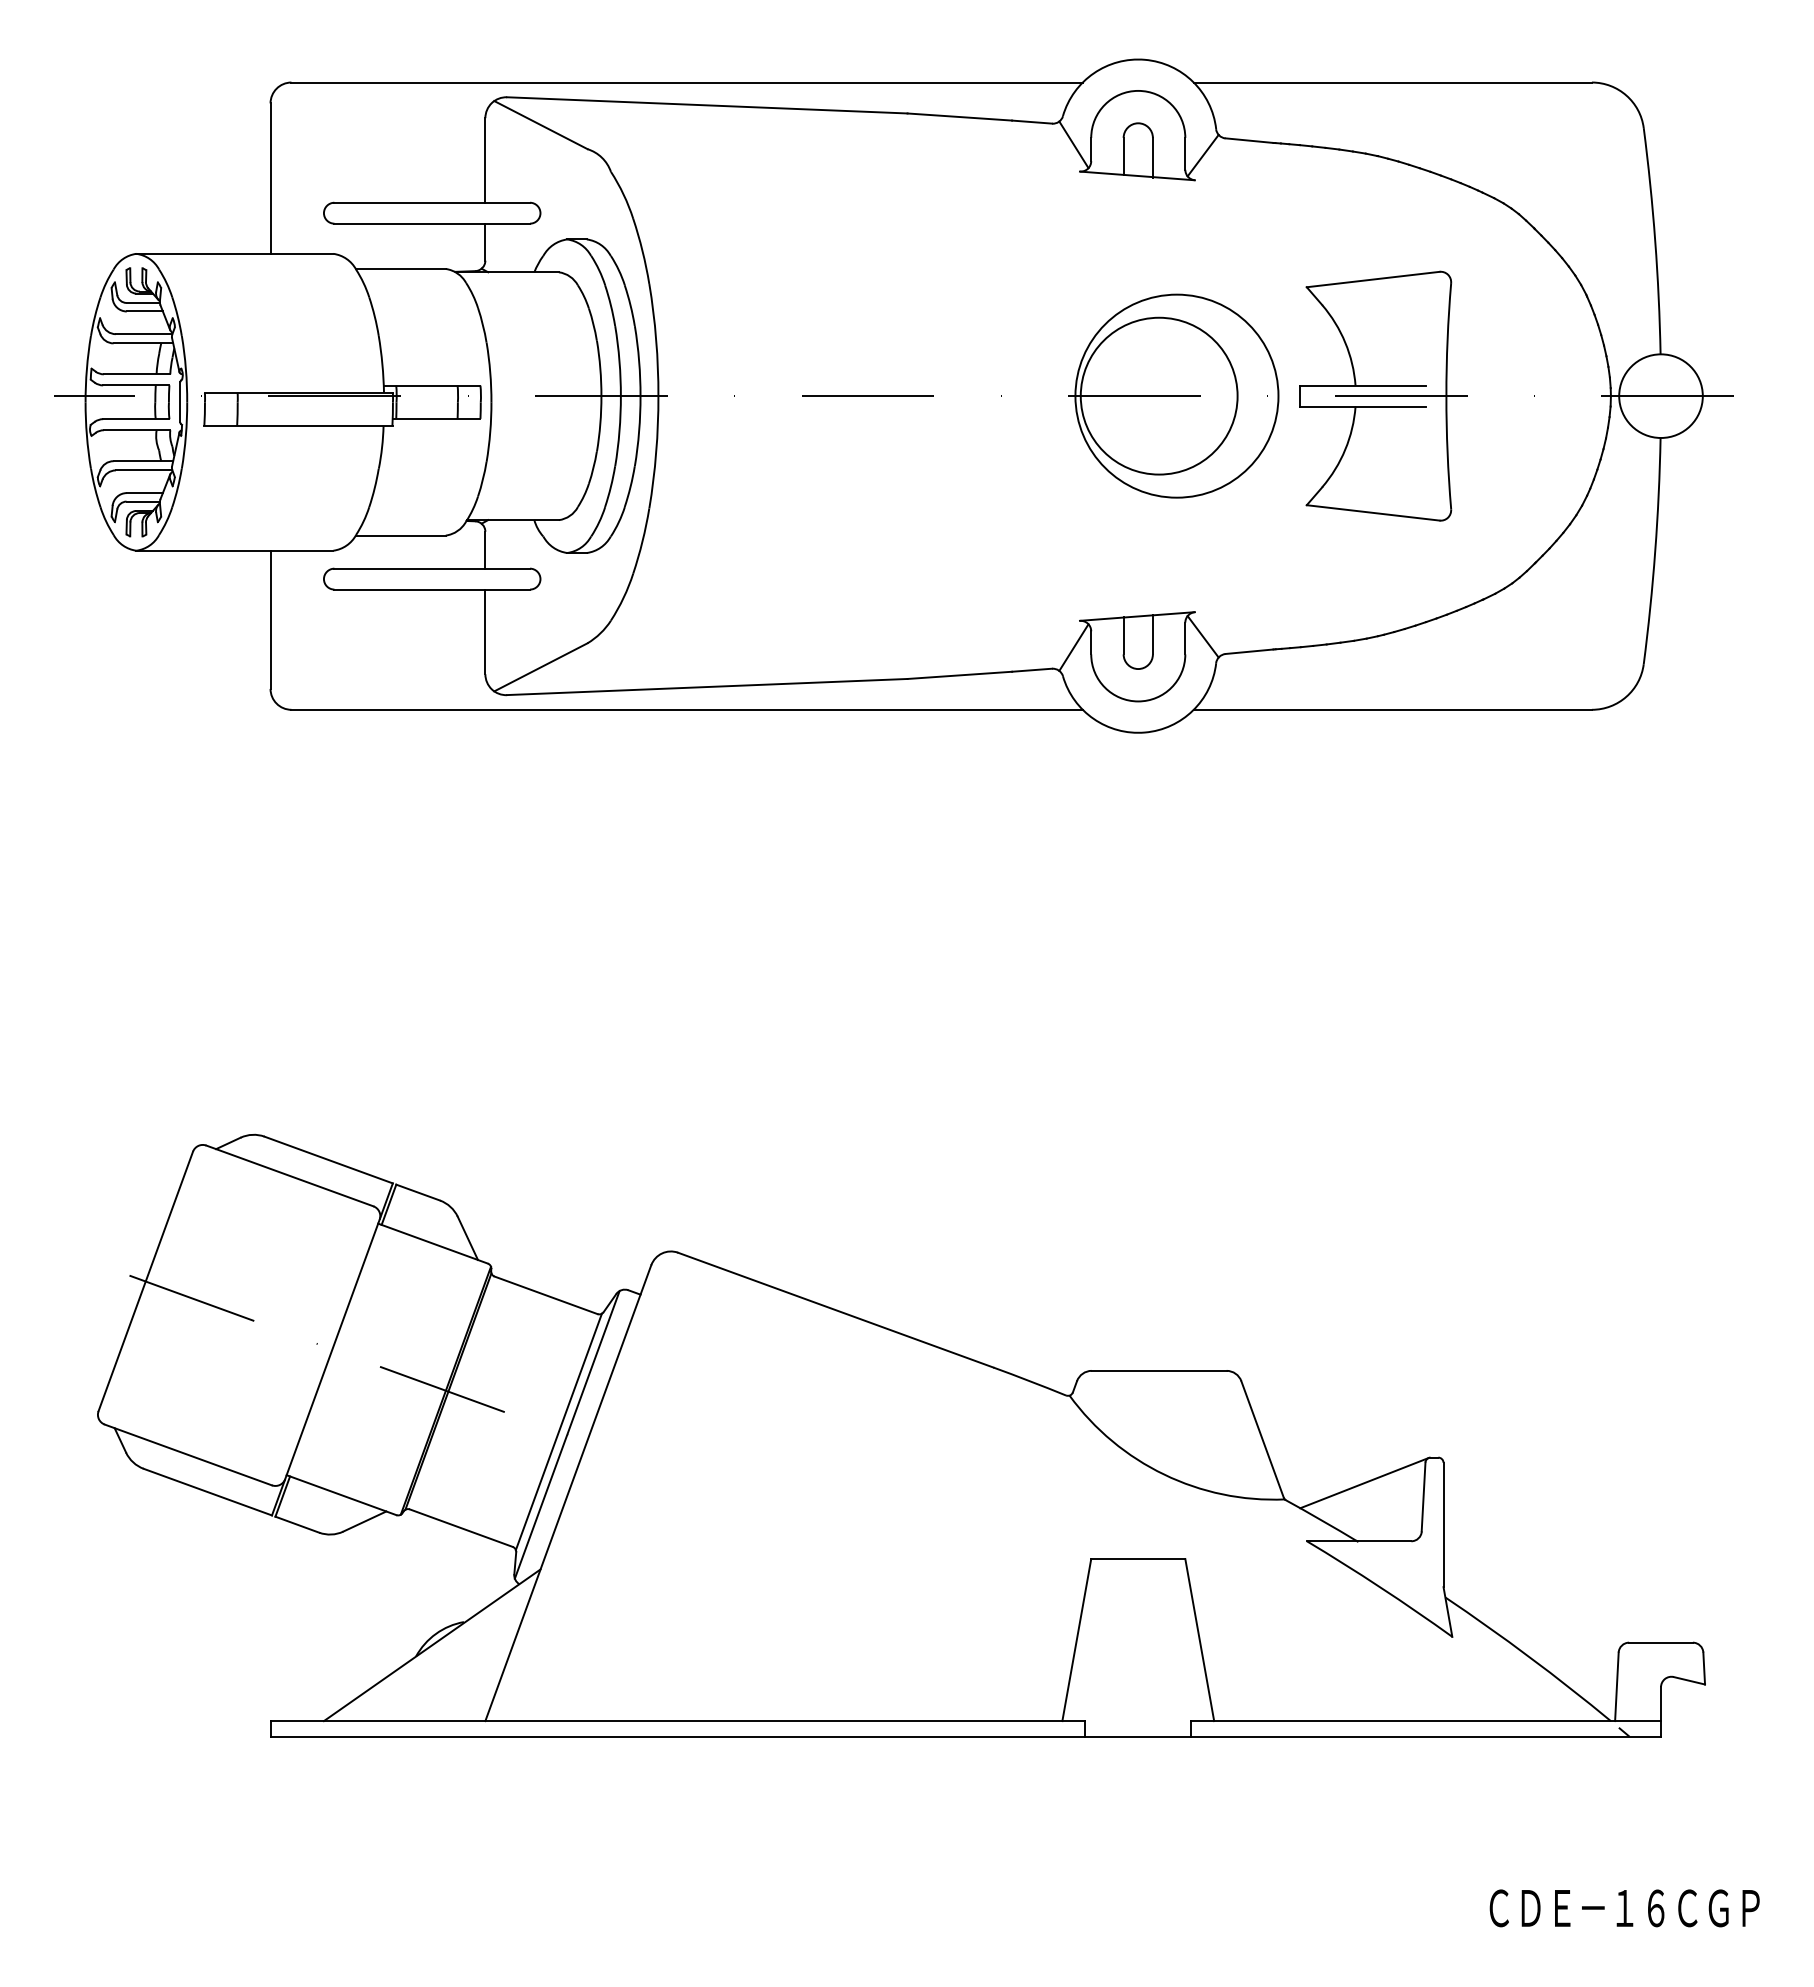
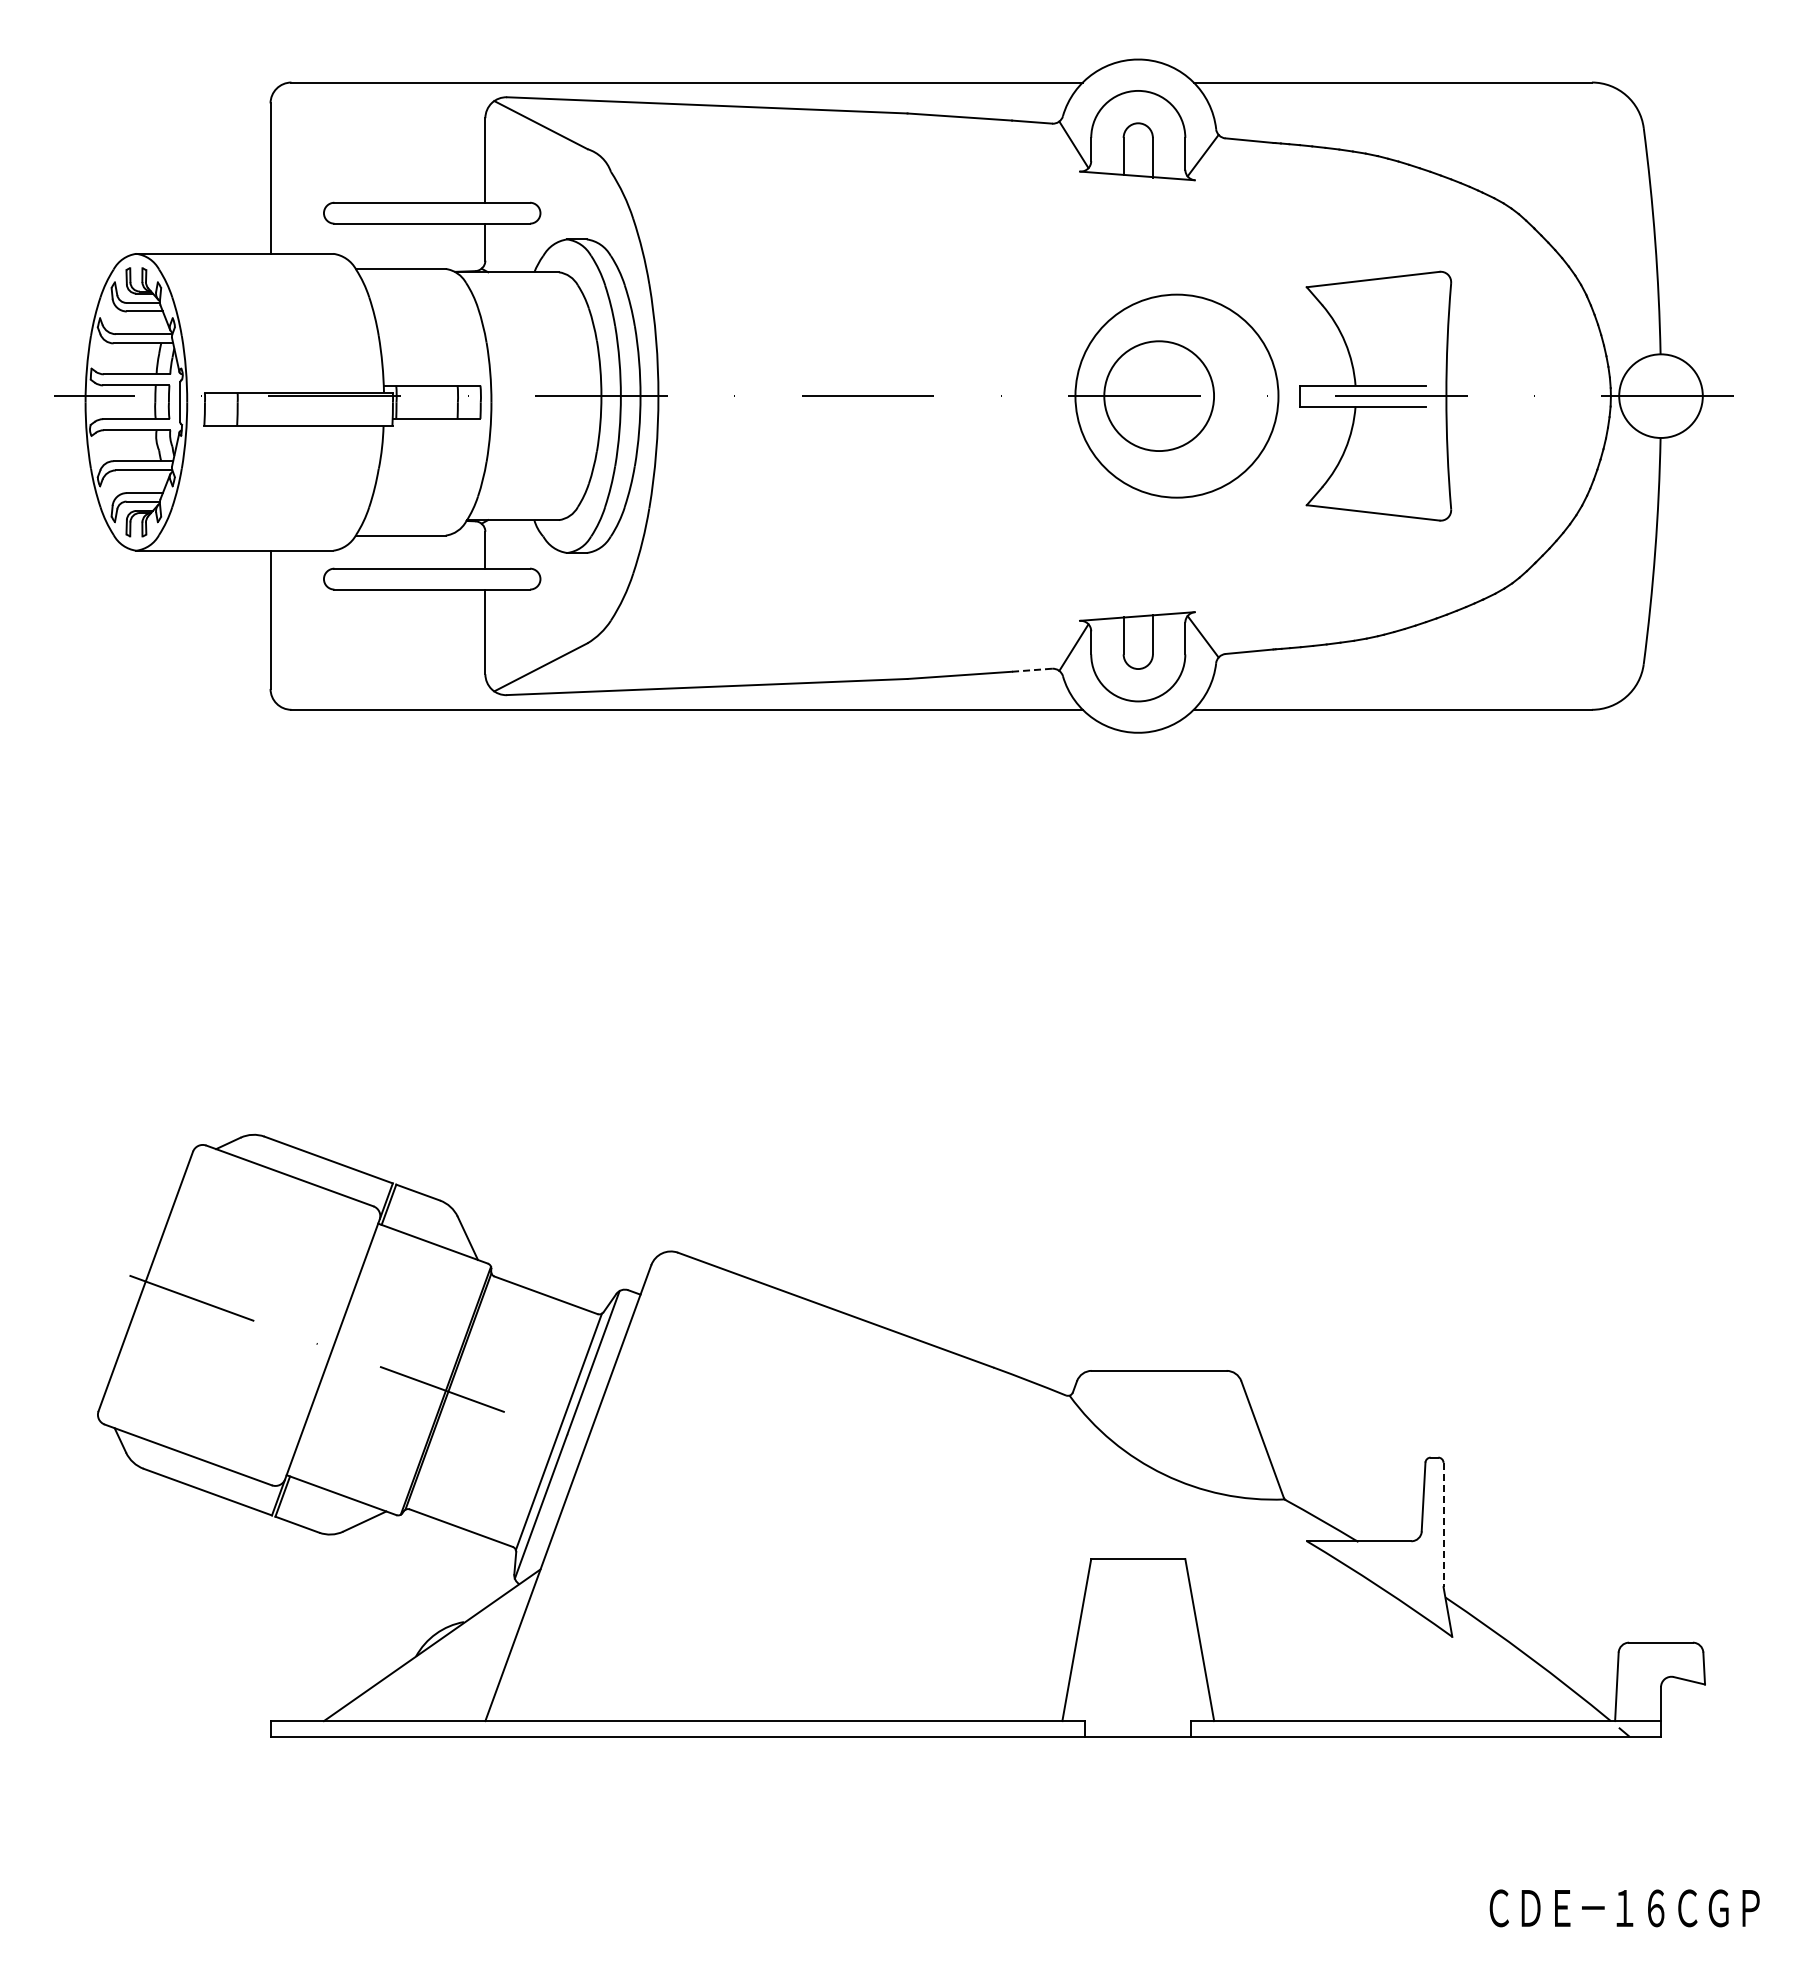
circle diameter: 157 px -> 110 px (1159, 396)
line: solid -> dashed (1032, 670)
line: present -> none (1364, 1482)
line: solid -> dashed (1443, 1525)
